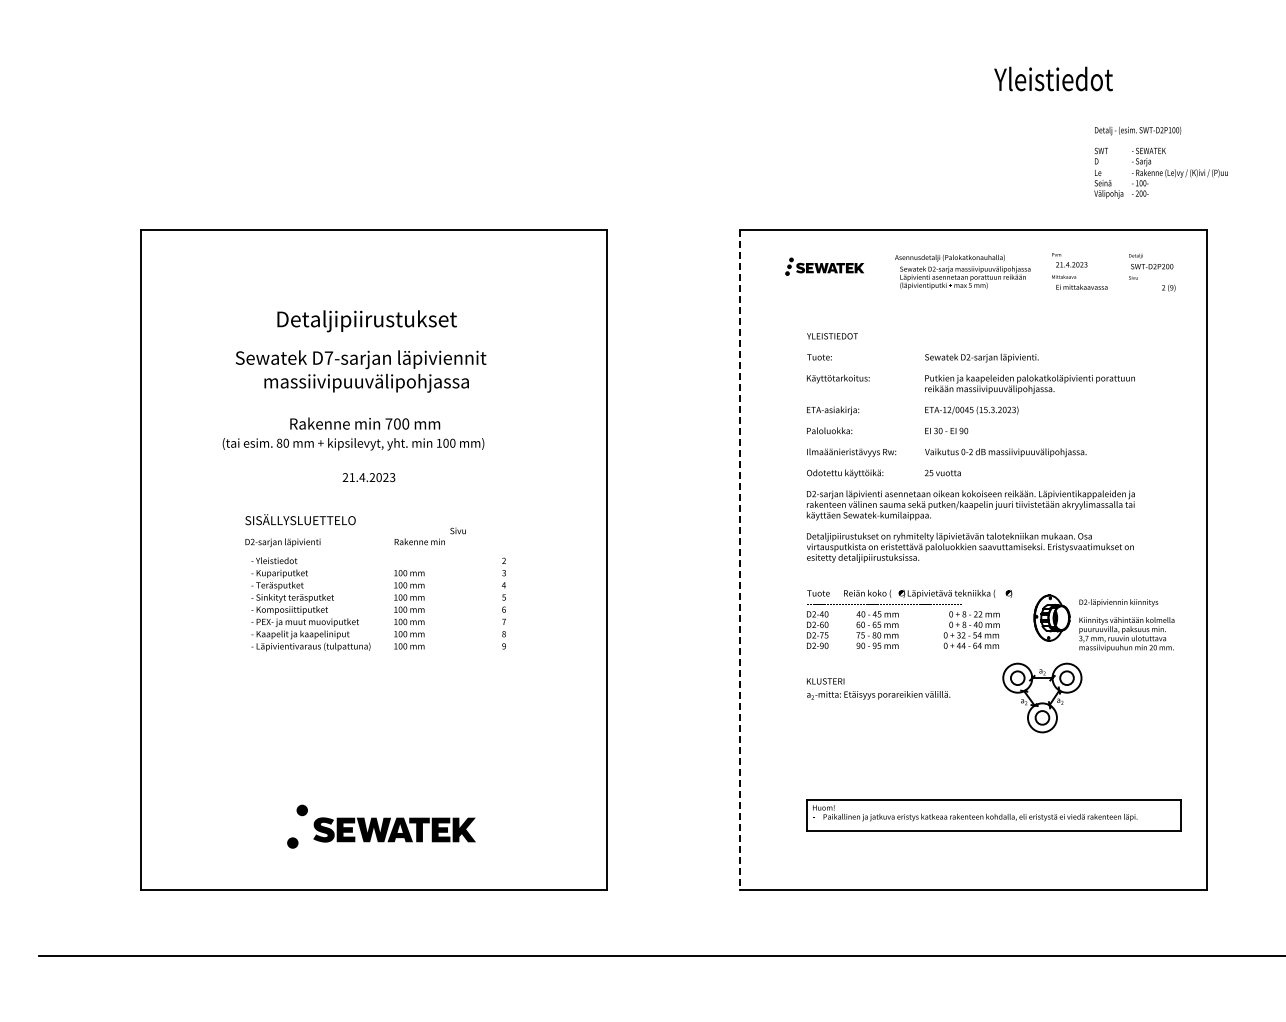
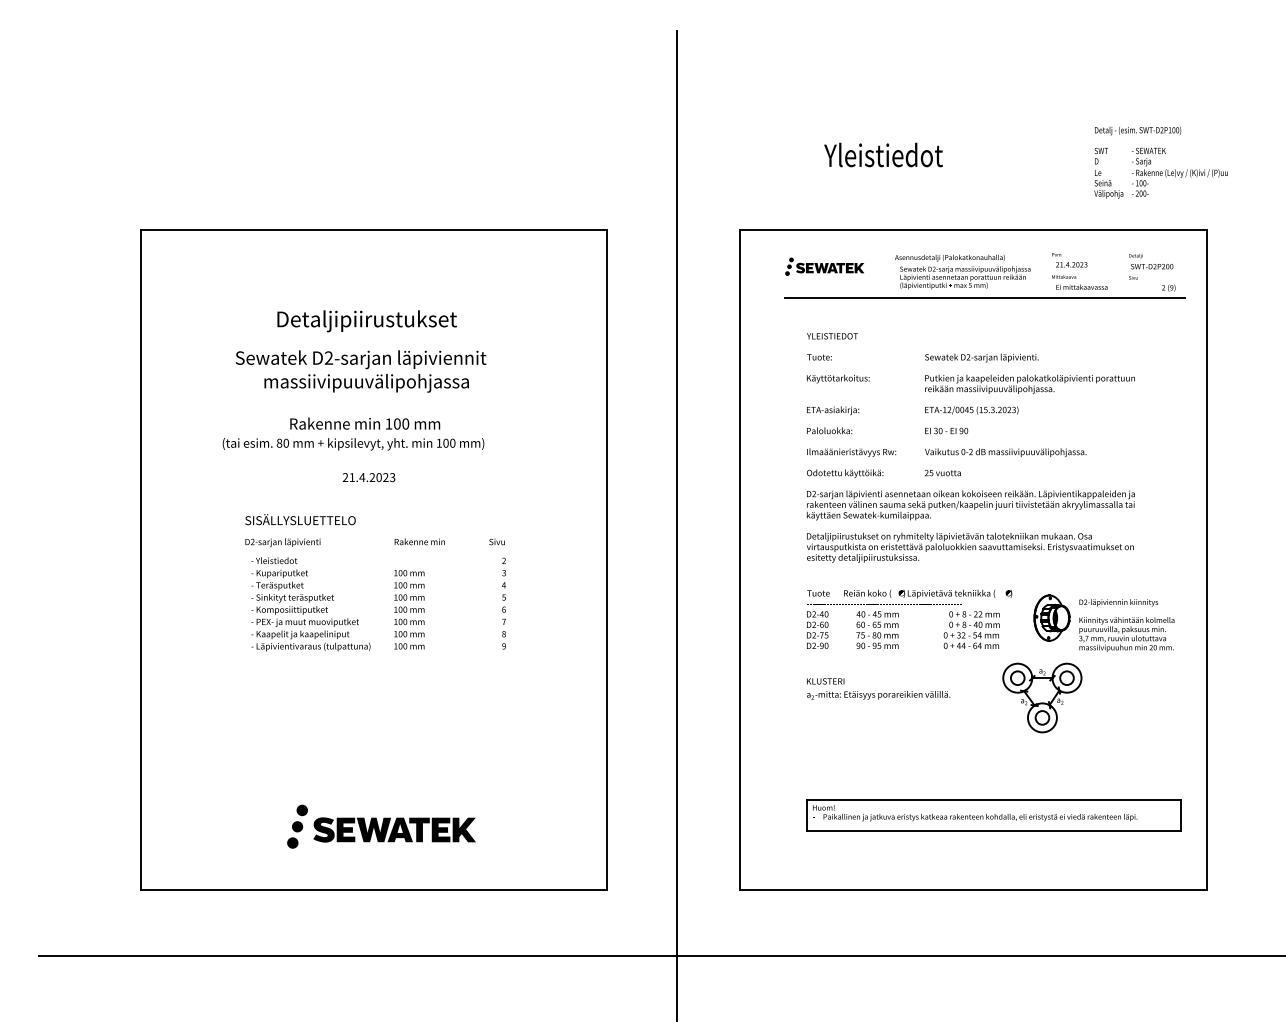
text position: (1053, 78) -> (883, 154) (883, 154)
line: none -> present (984, 297)
text: D7-sarjan -> D2-sarjan (328, 357)
text: 700 -> 100 (388, 423)
line: none -> present (676, 524)
text position: (457, 530) -> (496, 541) (496, 541)
line: dashed -> solid (740, 559)
fill: none -> present (297, 826)
